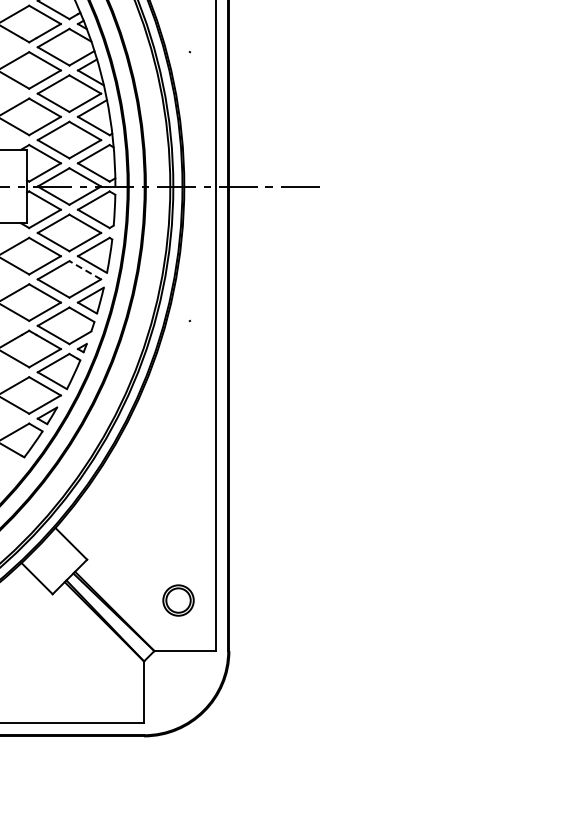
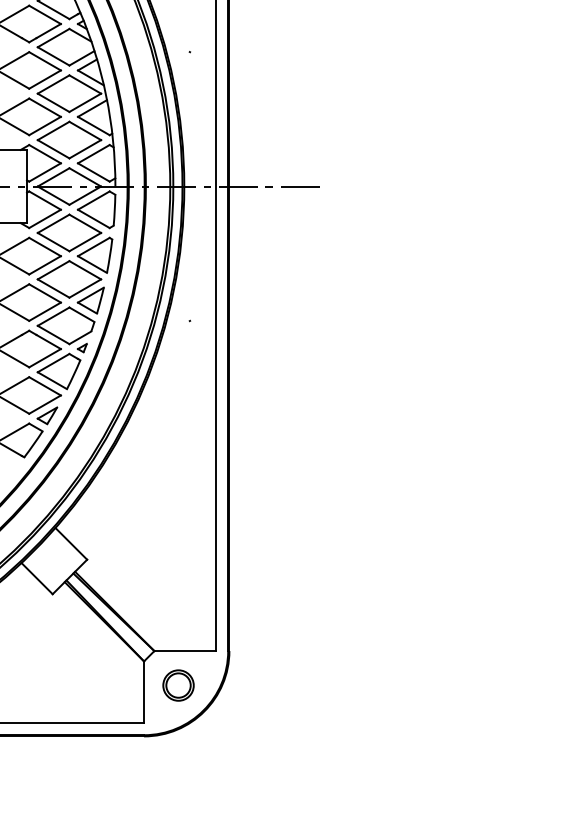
line: dashed -> solid (84, 270)
part position: (178, 600) -> (178, 685) (178, 685)
